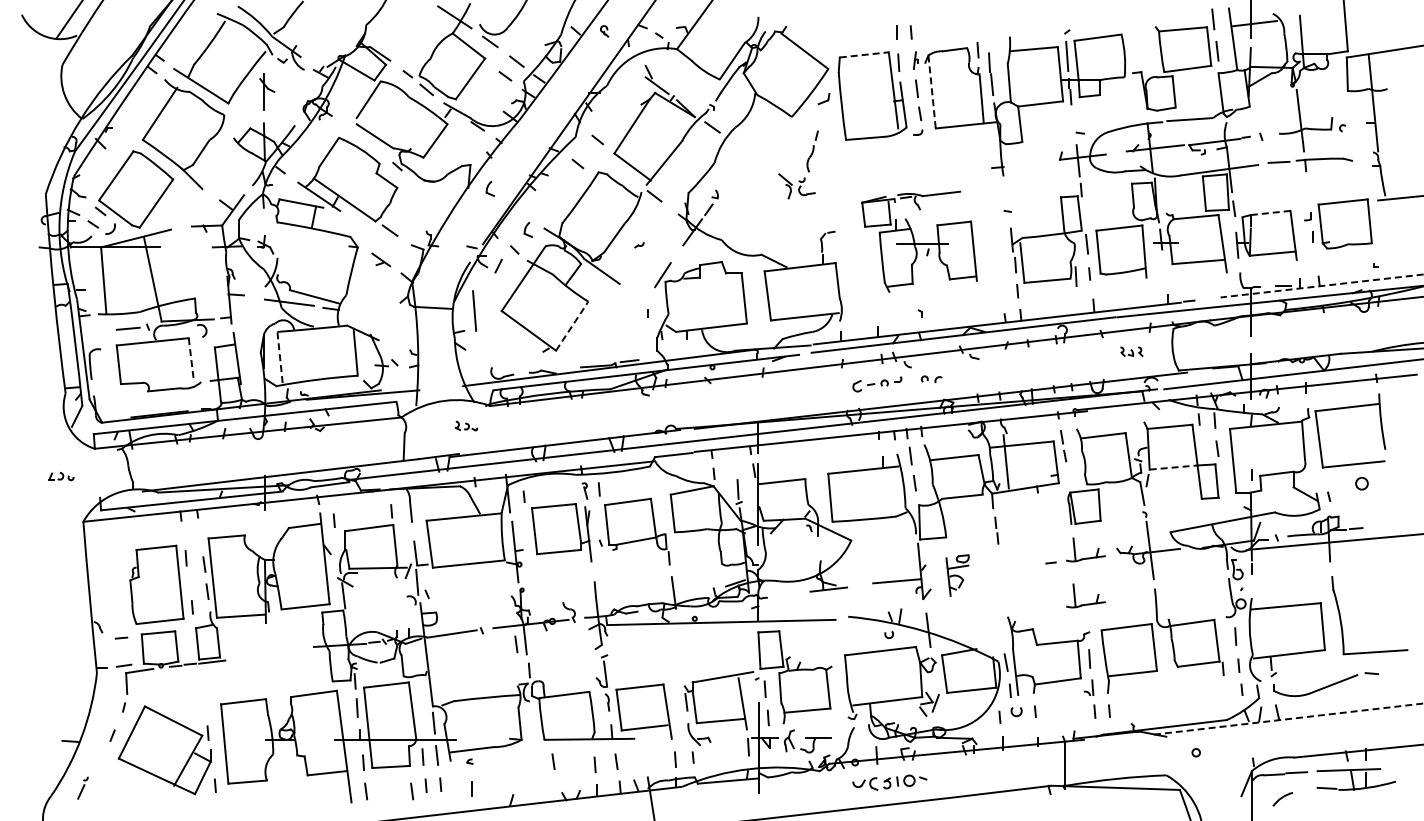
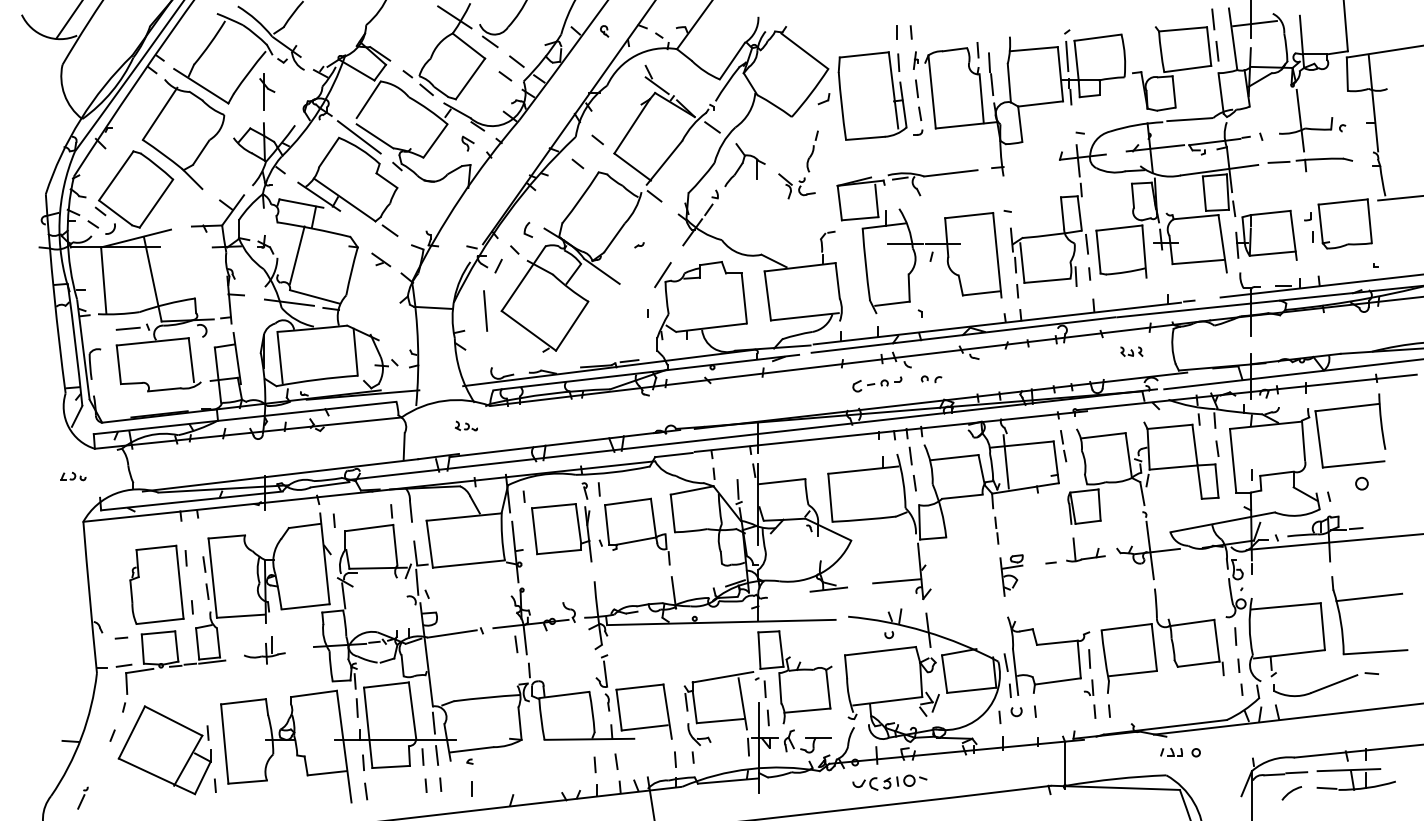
line: dashed -> solid (864, 54)
line: dashed -> solid (932, 91)
line: none -> present (358, 137)
part: none -> present (467, 143)
part: none -> present (744, 165)
part: present -> none (489, 188)
line: dashed -> solid (1270, 212)
part size: 117x103 px -> 167x146 px (919, 241)
line: none -> present (296, 254)
line: dashed -> solid (1321, 286)
line position: (474, 310) -> (485, 310) (485, 310)
line: dashed -> solid (572, 325)
line: dashed -> solid (280, 357)
line: dashed -> solid (191, 360)
line: dashed -> solid (1174, 467)
part position: (61, 476) -> (73, 476) (73, 476)
part position: (957, 575) -> (1011, 575) (1011, 575)
line: none -> present (1369, 597)
part: present -> none (1086, 603)
part: none -> present (264, 650)
line: dashed -> solid (1288, 719)
part: none -> present (1171, 751)
line: present -> none (553, 761)
part position: (82, 787) -> (82, 797) (82, 797)
line: present -> none (412, 791)
arc position: (1282, 798) -> (1291, 792) (1291, 792)
